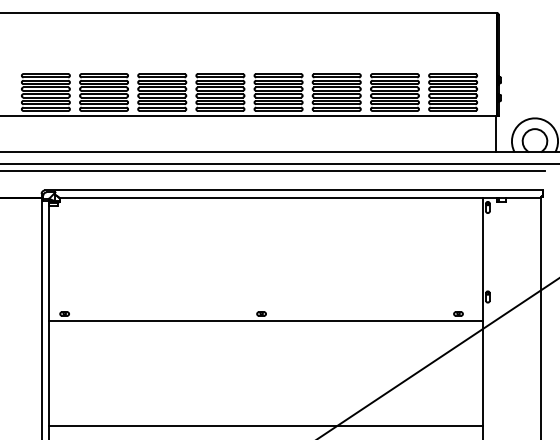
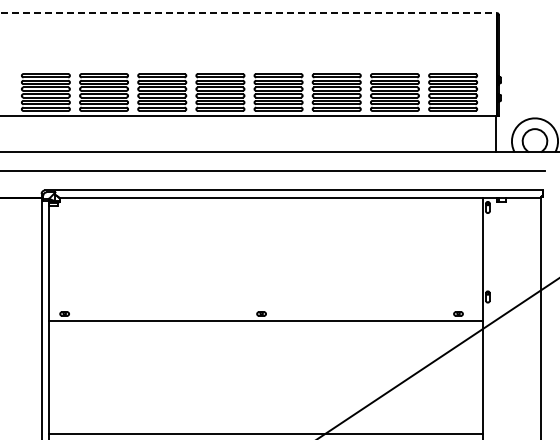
line: solid -> dashed (249, 13)
line: present -> none (279, 163)
line position: (266, 426) -> (266, 434) (266, 434)
